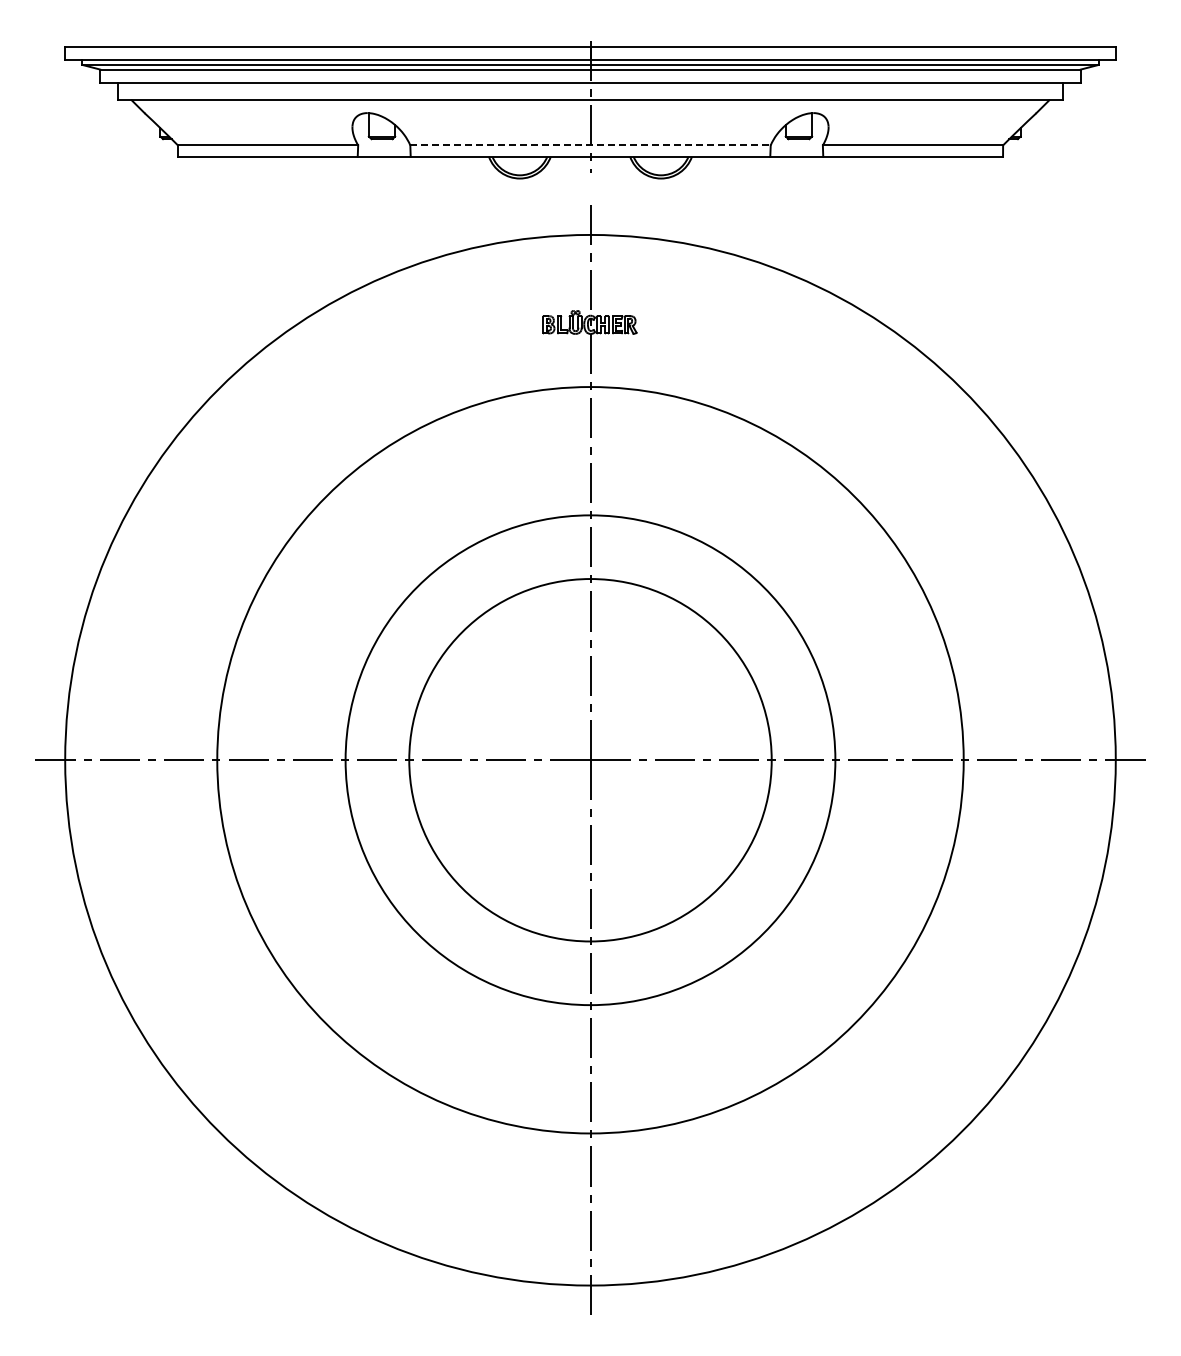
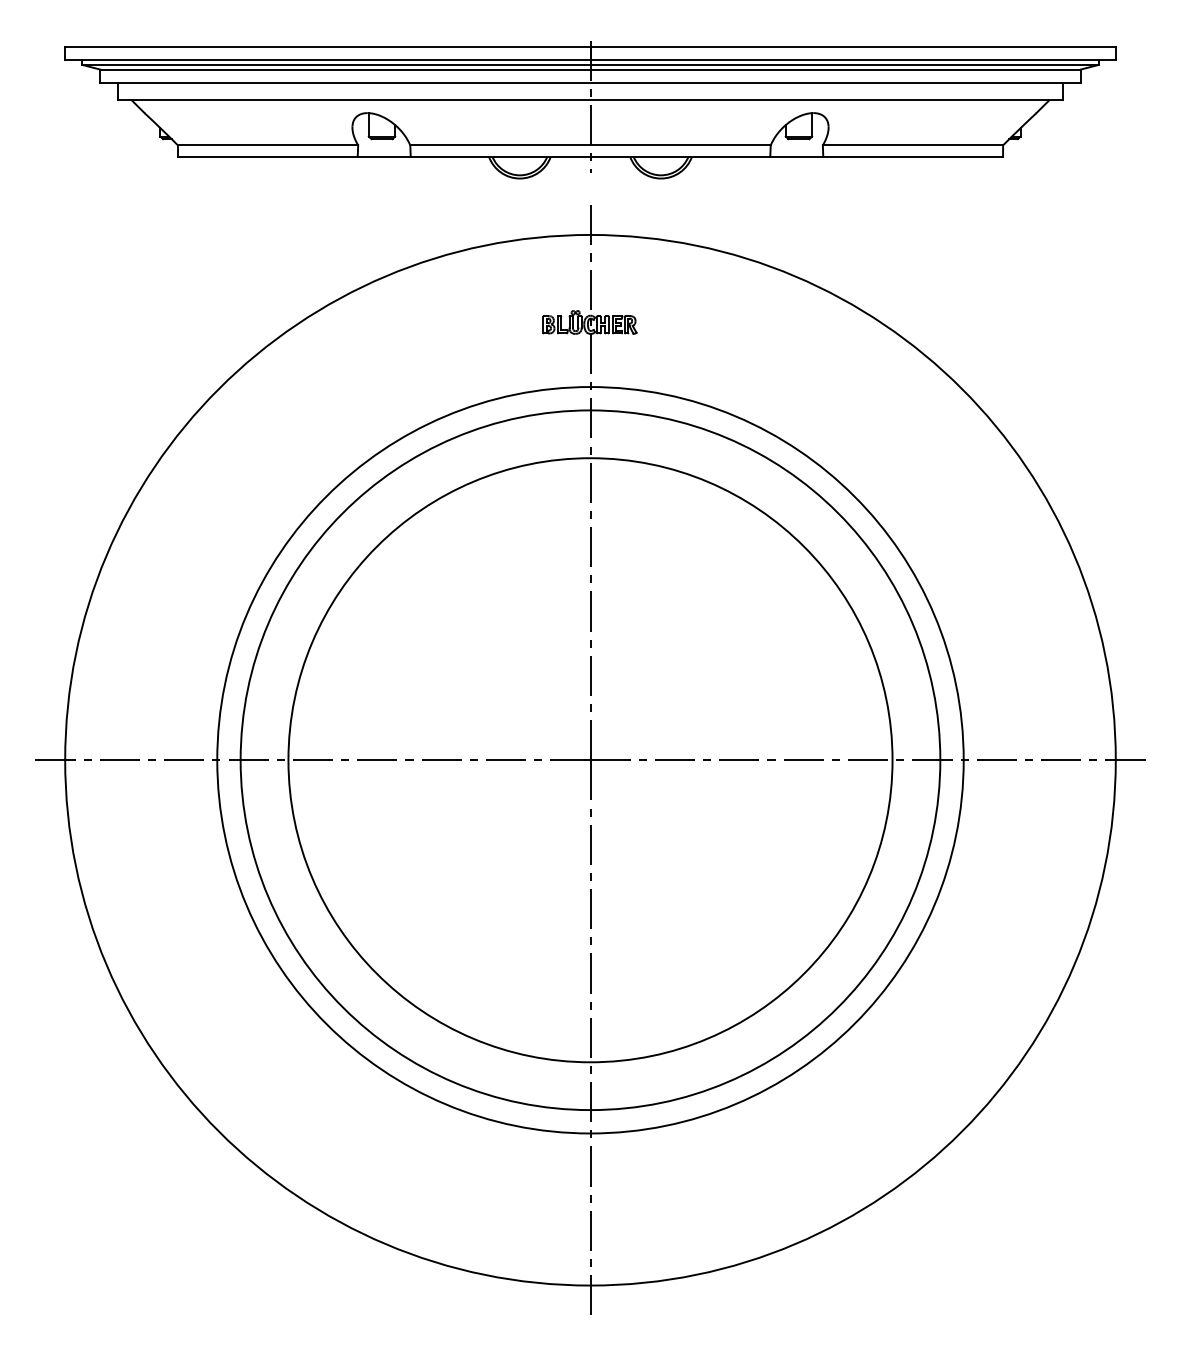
line: dashed -> solid (591, 145)
circle diameter: 362 px -> 604 px (590, 760)
circle diameter: 490 px -> 700 px (590, 760)
